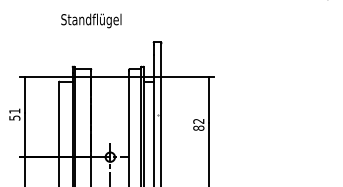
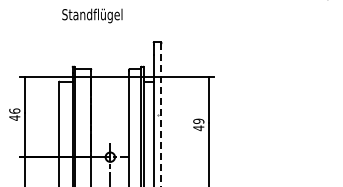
text position: (91, 20) -> (92, 15) (92, 15)
text: 51 -> 46 (14, 114)
line: solid -> dashed (161, 114)
text: 82 -> 49 (198, 124)
